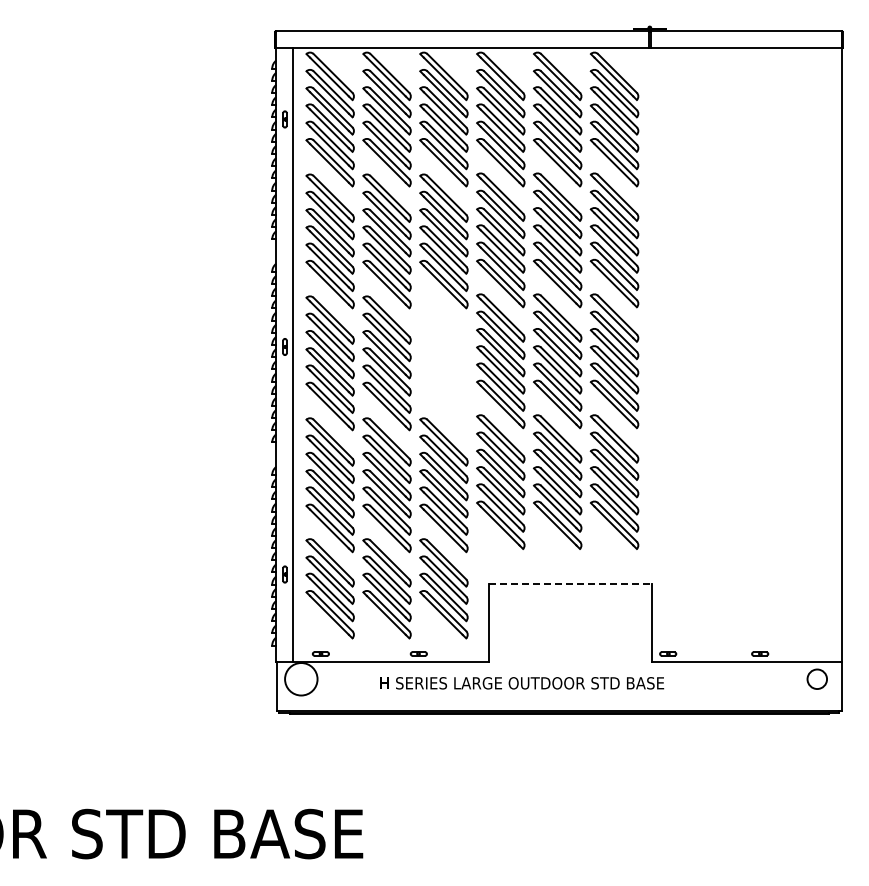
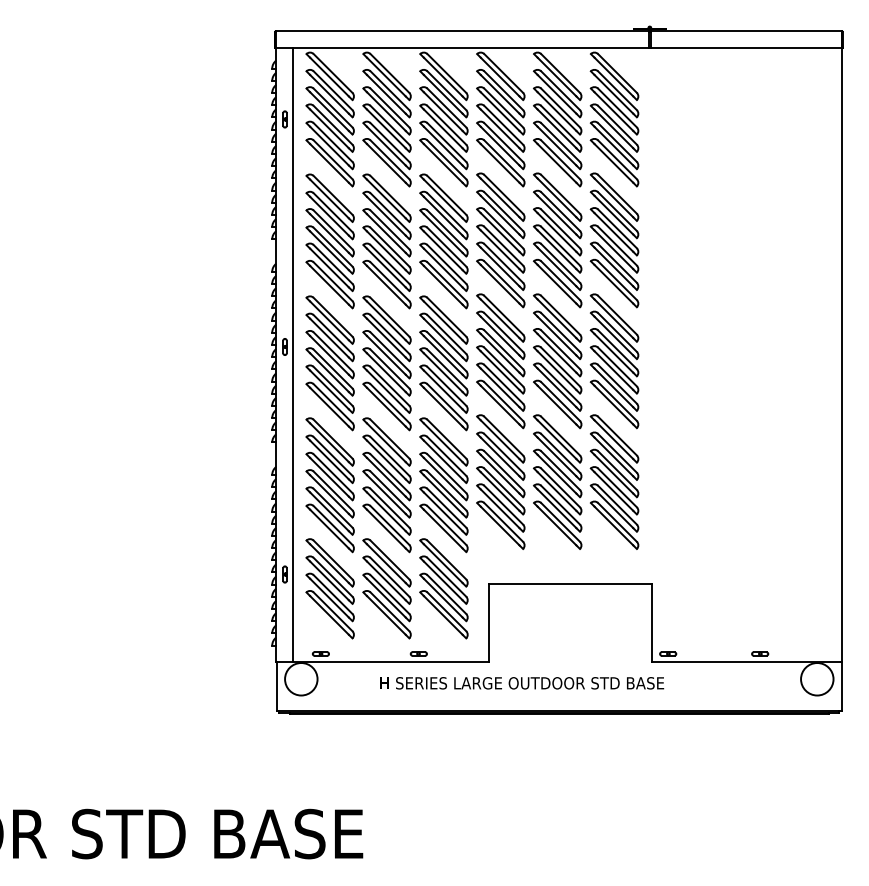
part: none -> present (443, 363)
line: dashed -> solid (571, 583)
circle diameter: 20 px -> 33 px (817, 679)
